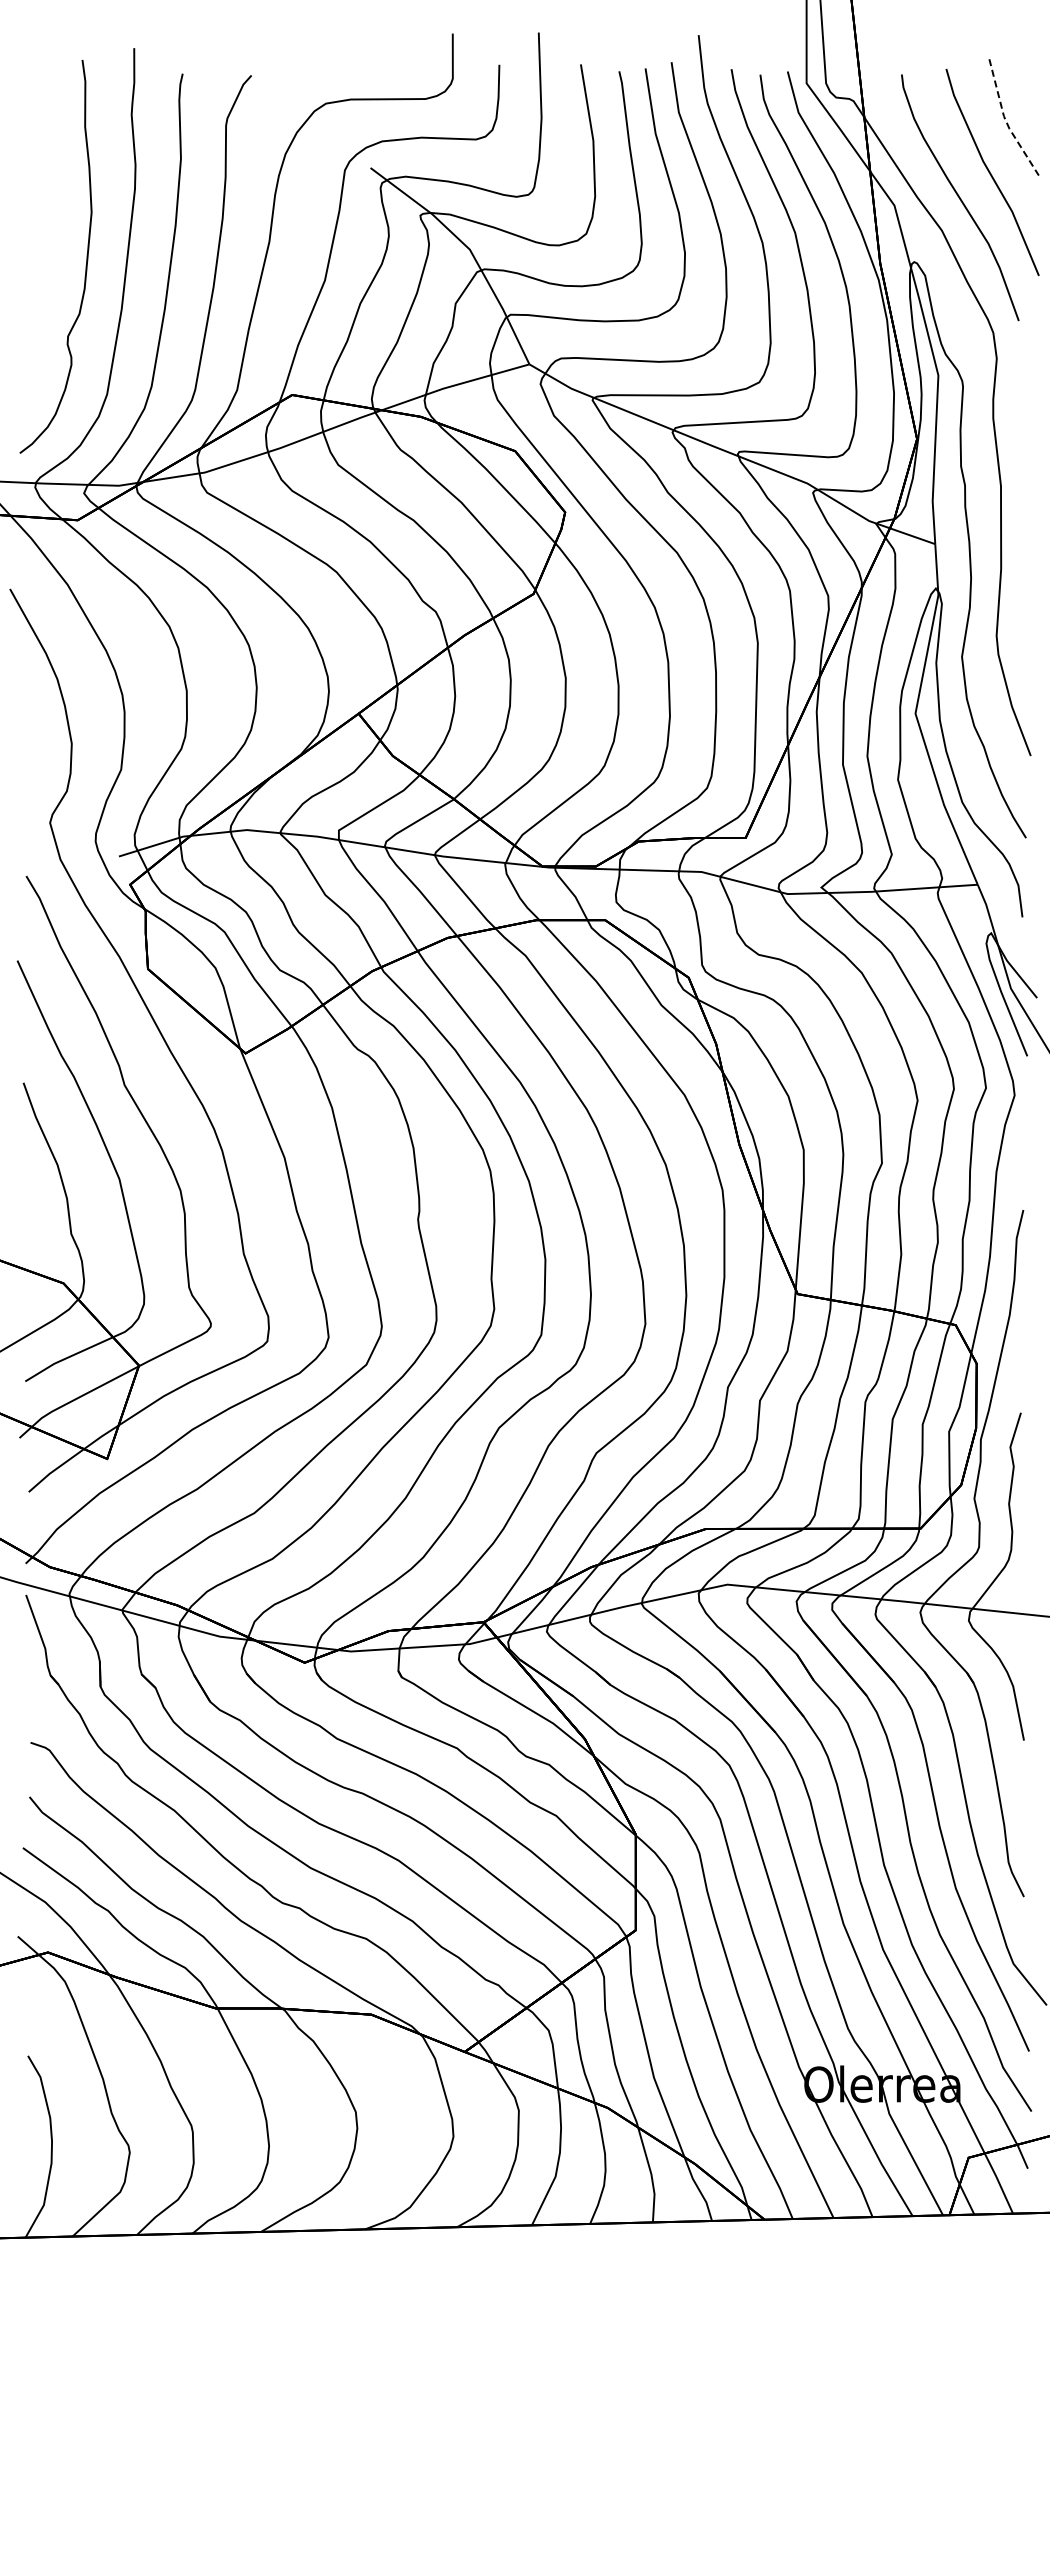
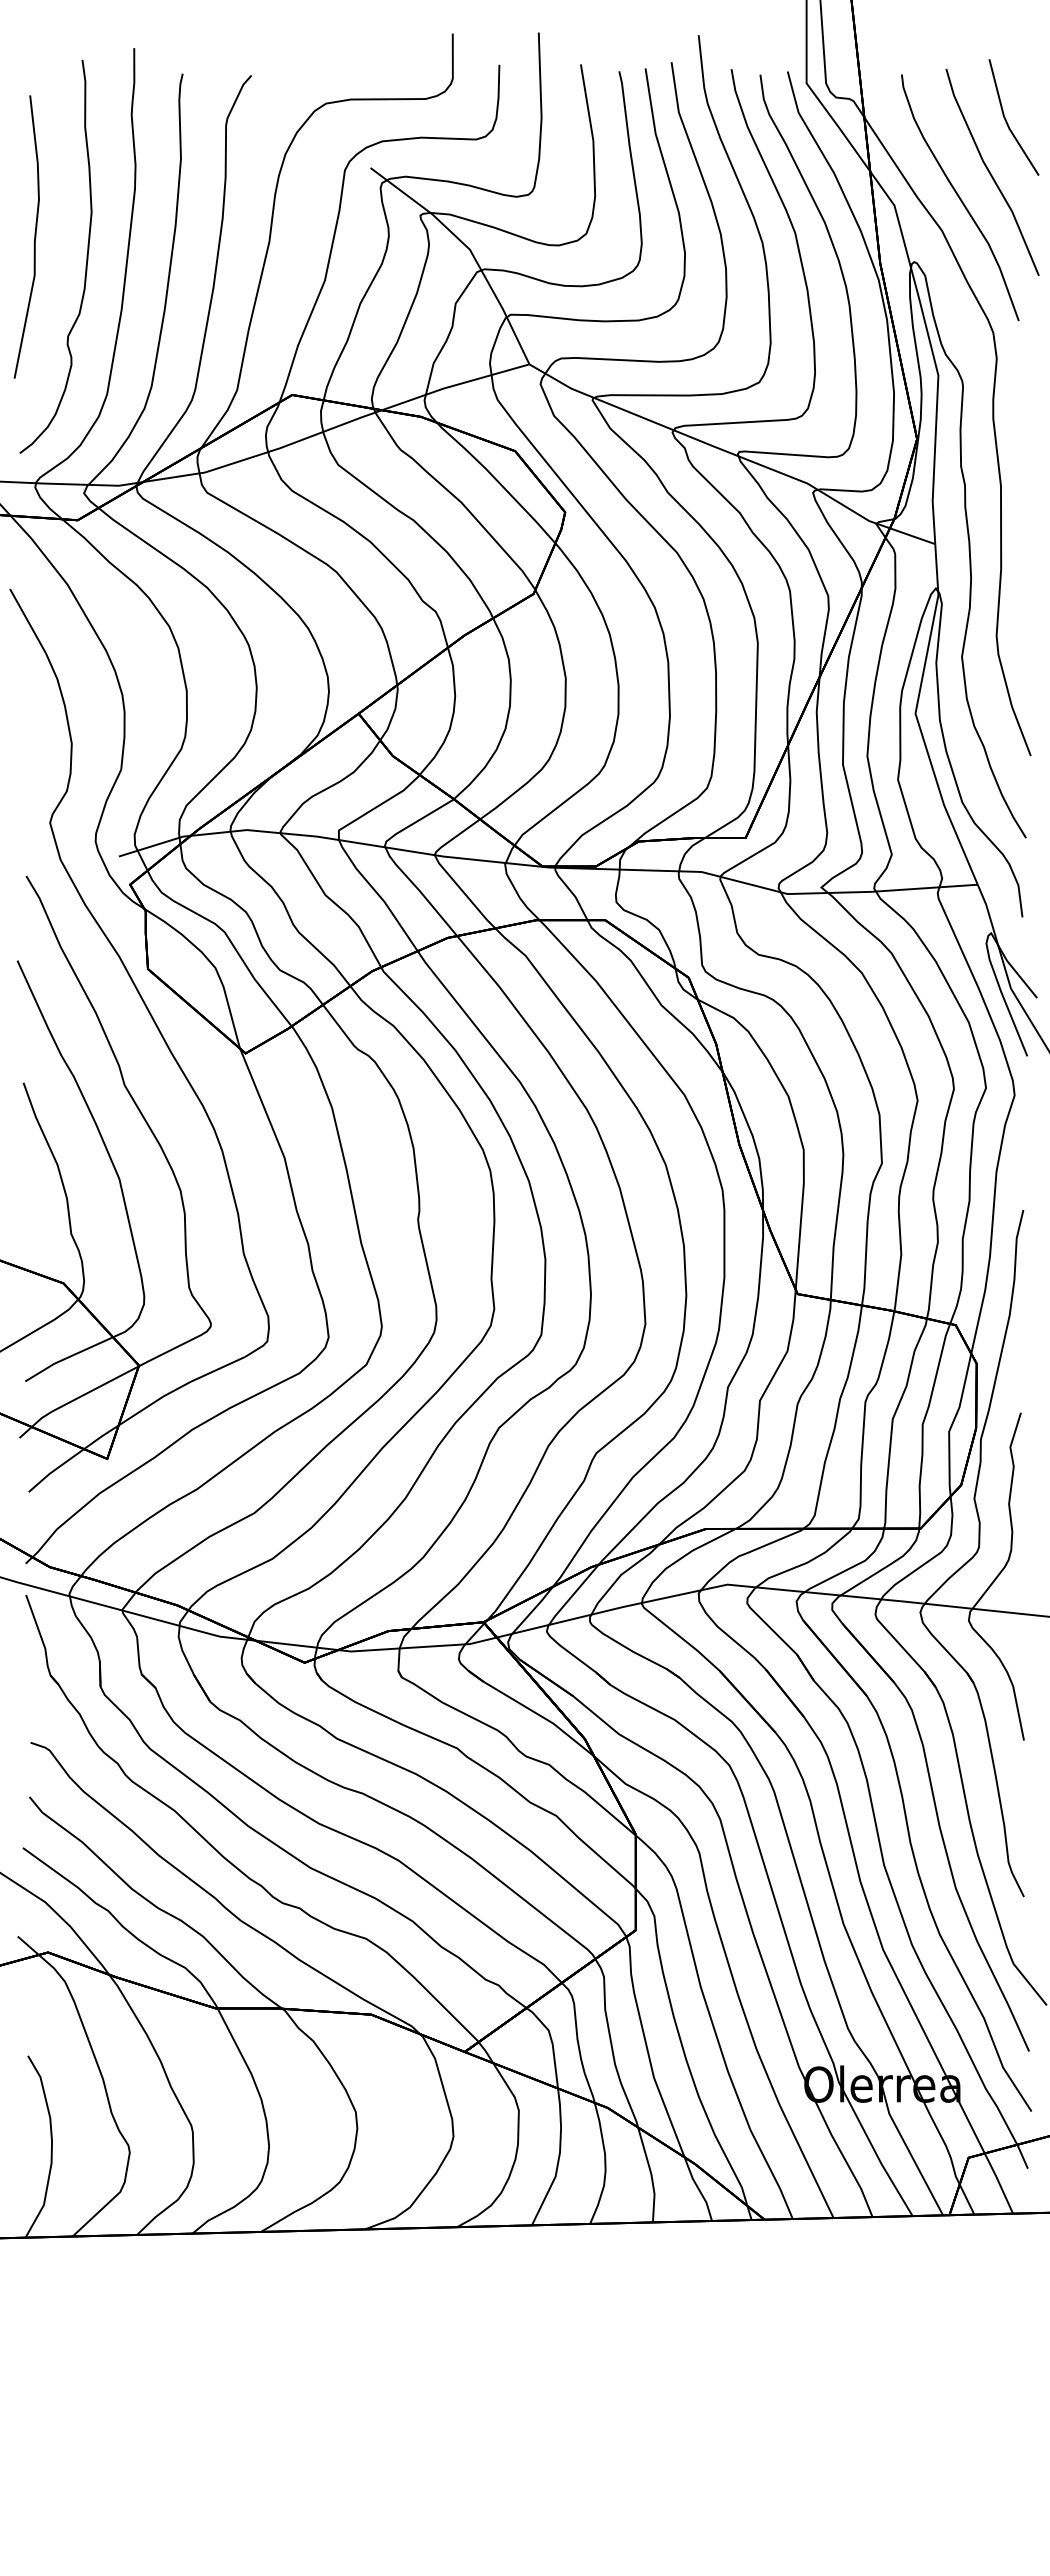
line: dashed -> solid (1006, 121)
curve: none -> present (34, 236)
